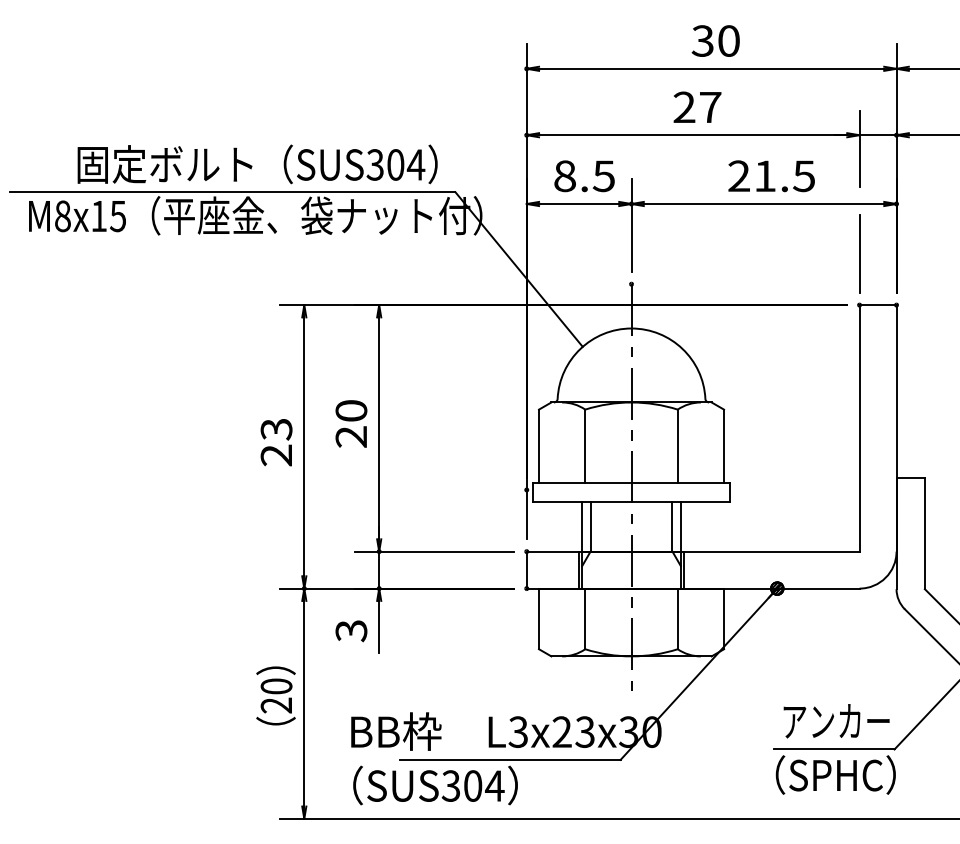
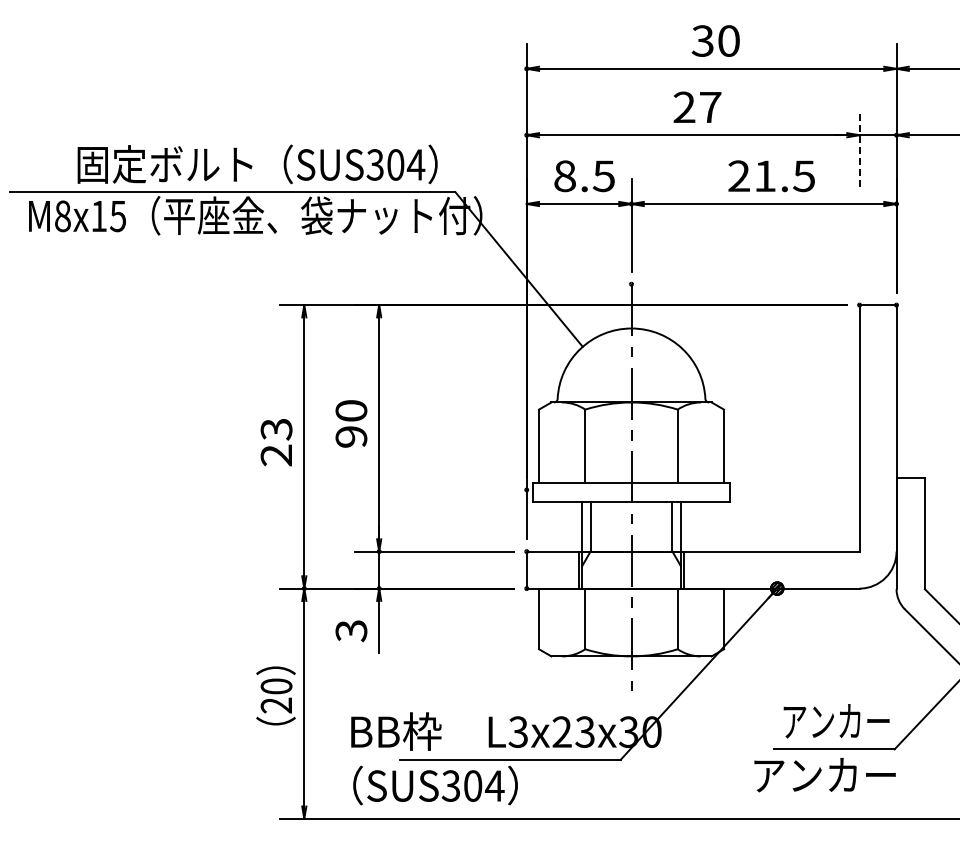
line: solid -> dashed (859, 148)
line: present -> none (859, 253)
text: 20 -> 90 (351, 436)
text: （SPHC） -> アンカー (824, 774)
